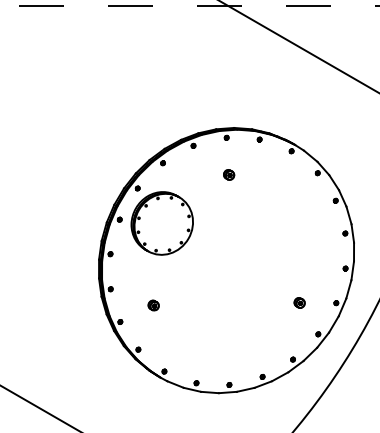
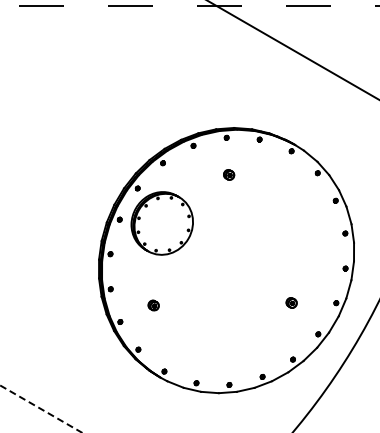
line position: (298, 46) -> (292, 50) (292, 50)
part position: (299, 302) -> (291, 302) (291, 302)
line: solid -> dashed (41, 409)
